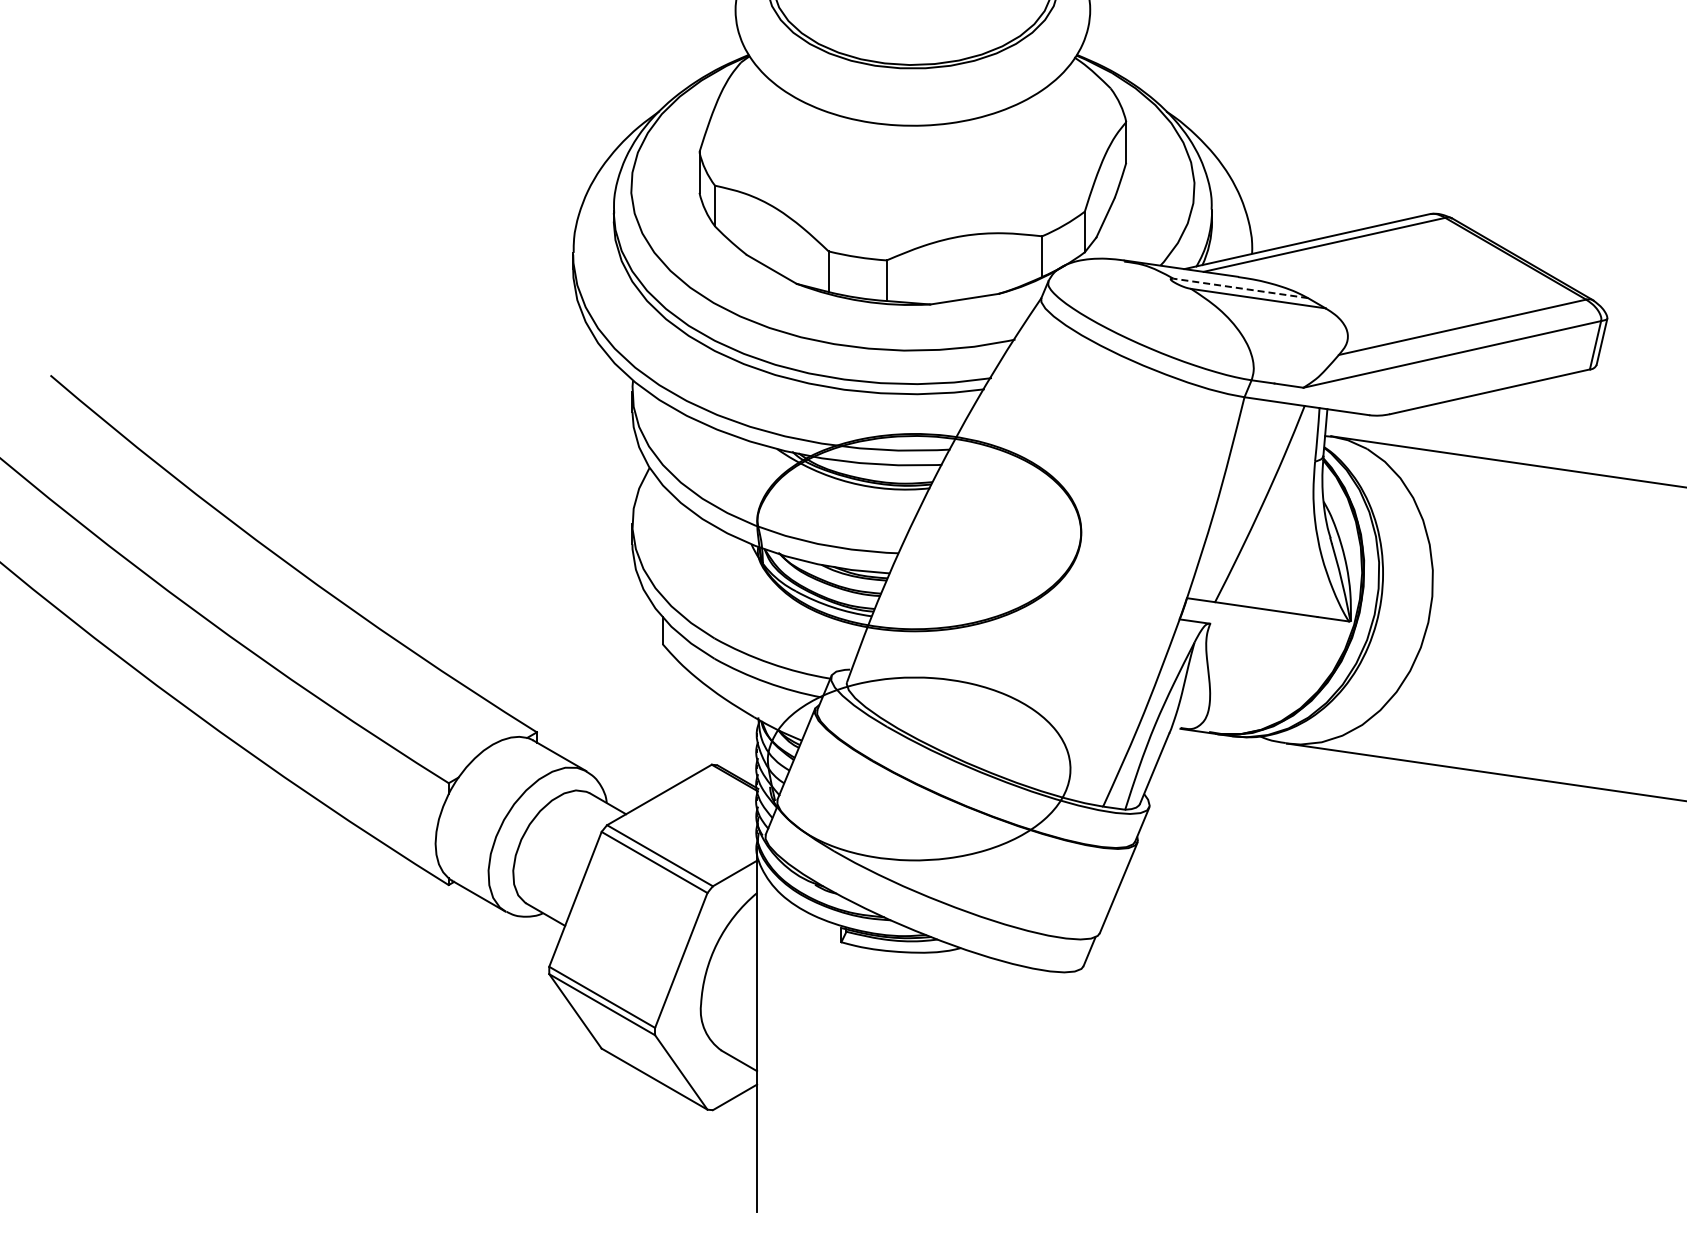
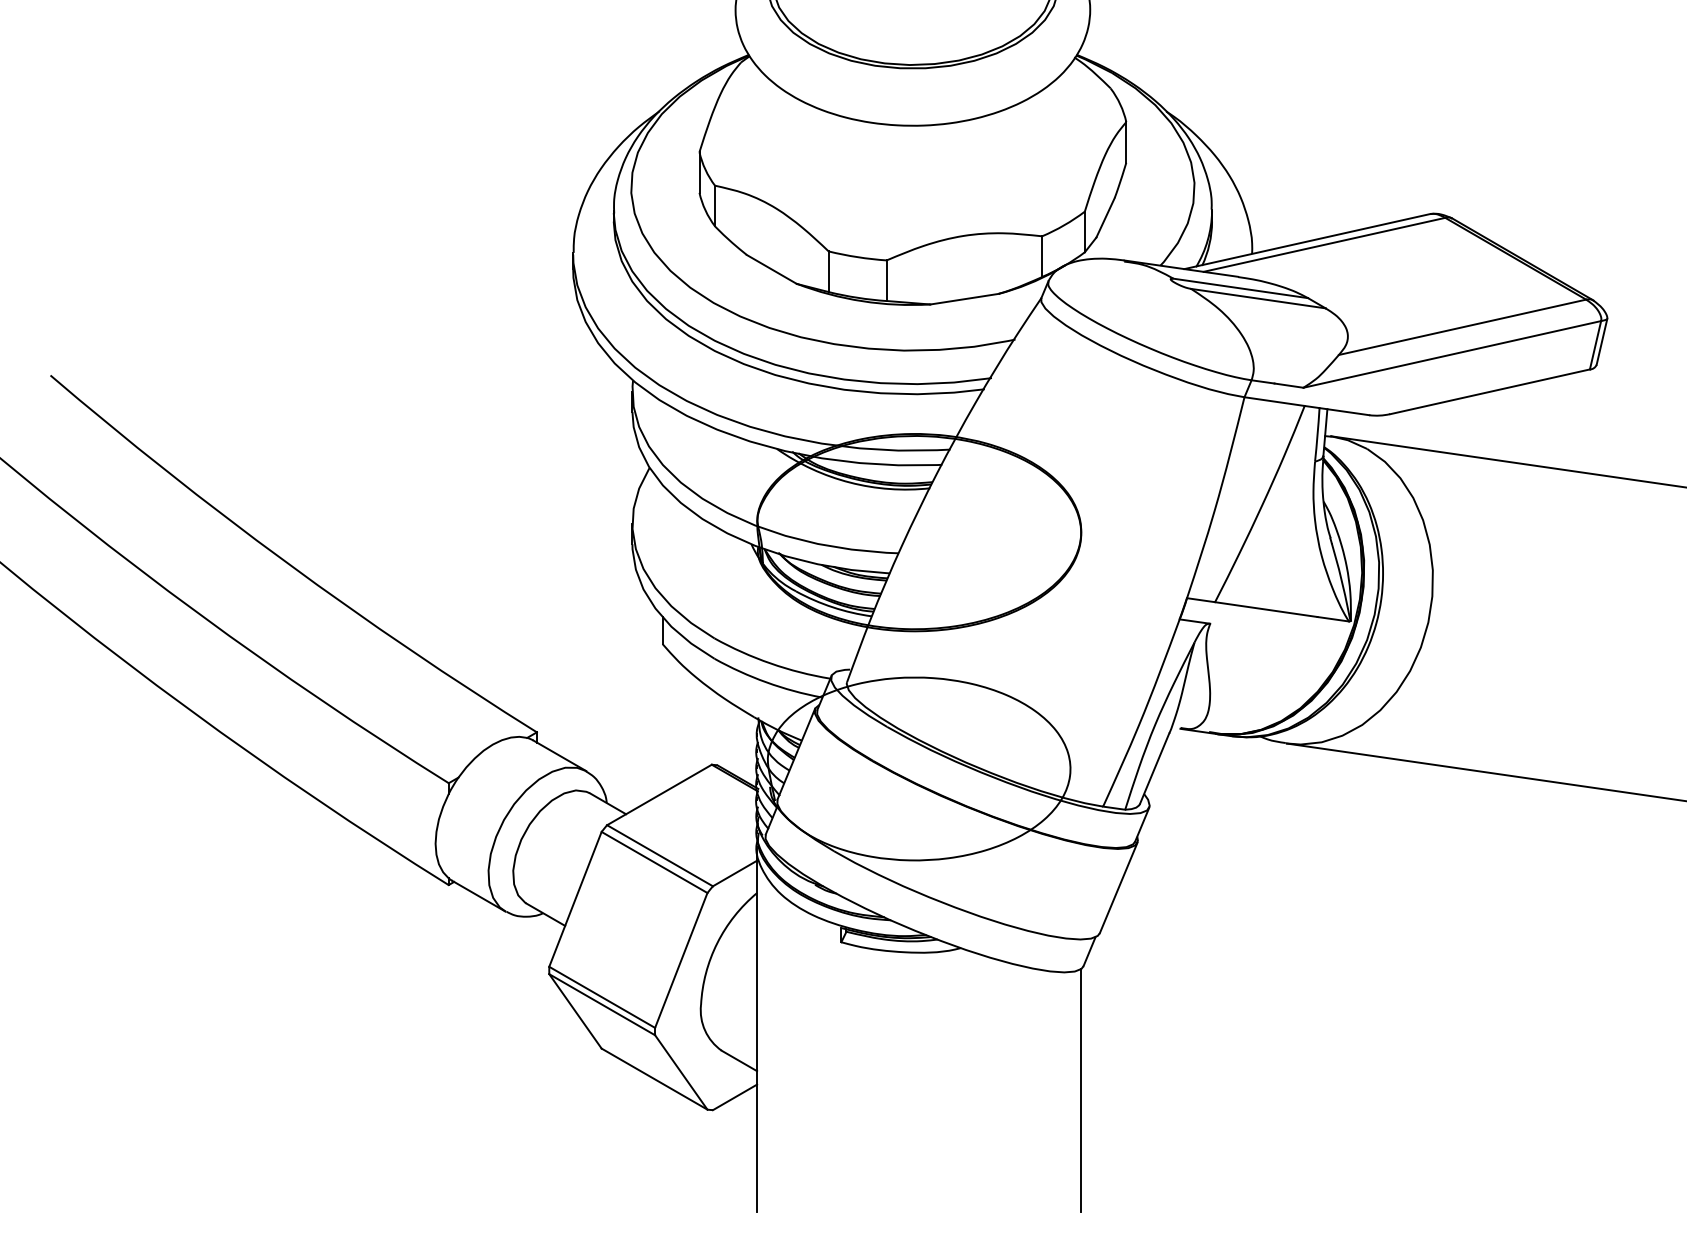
line: dashed -> solid (1240, 288)
line: none -> present (1081, 1090)
